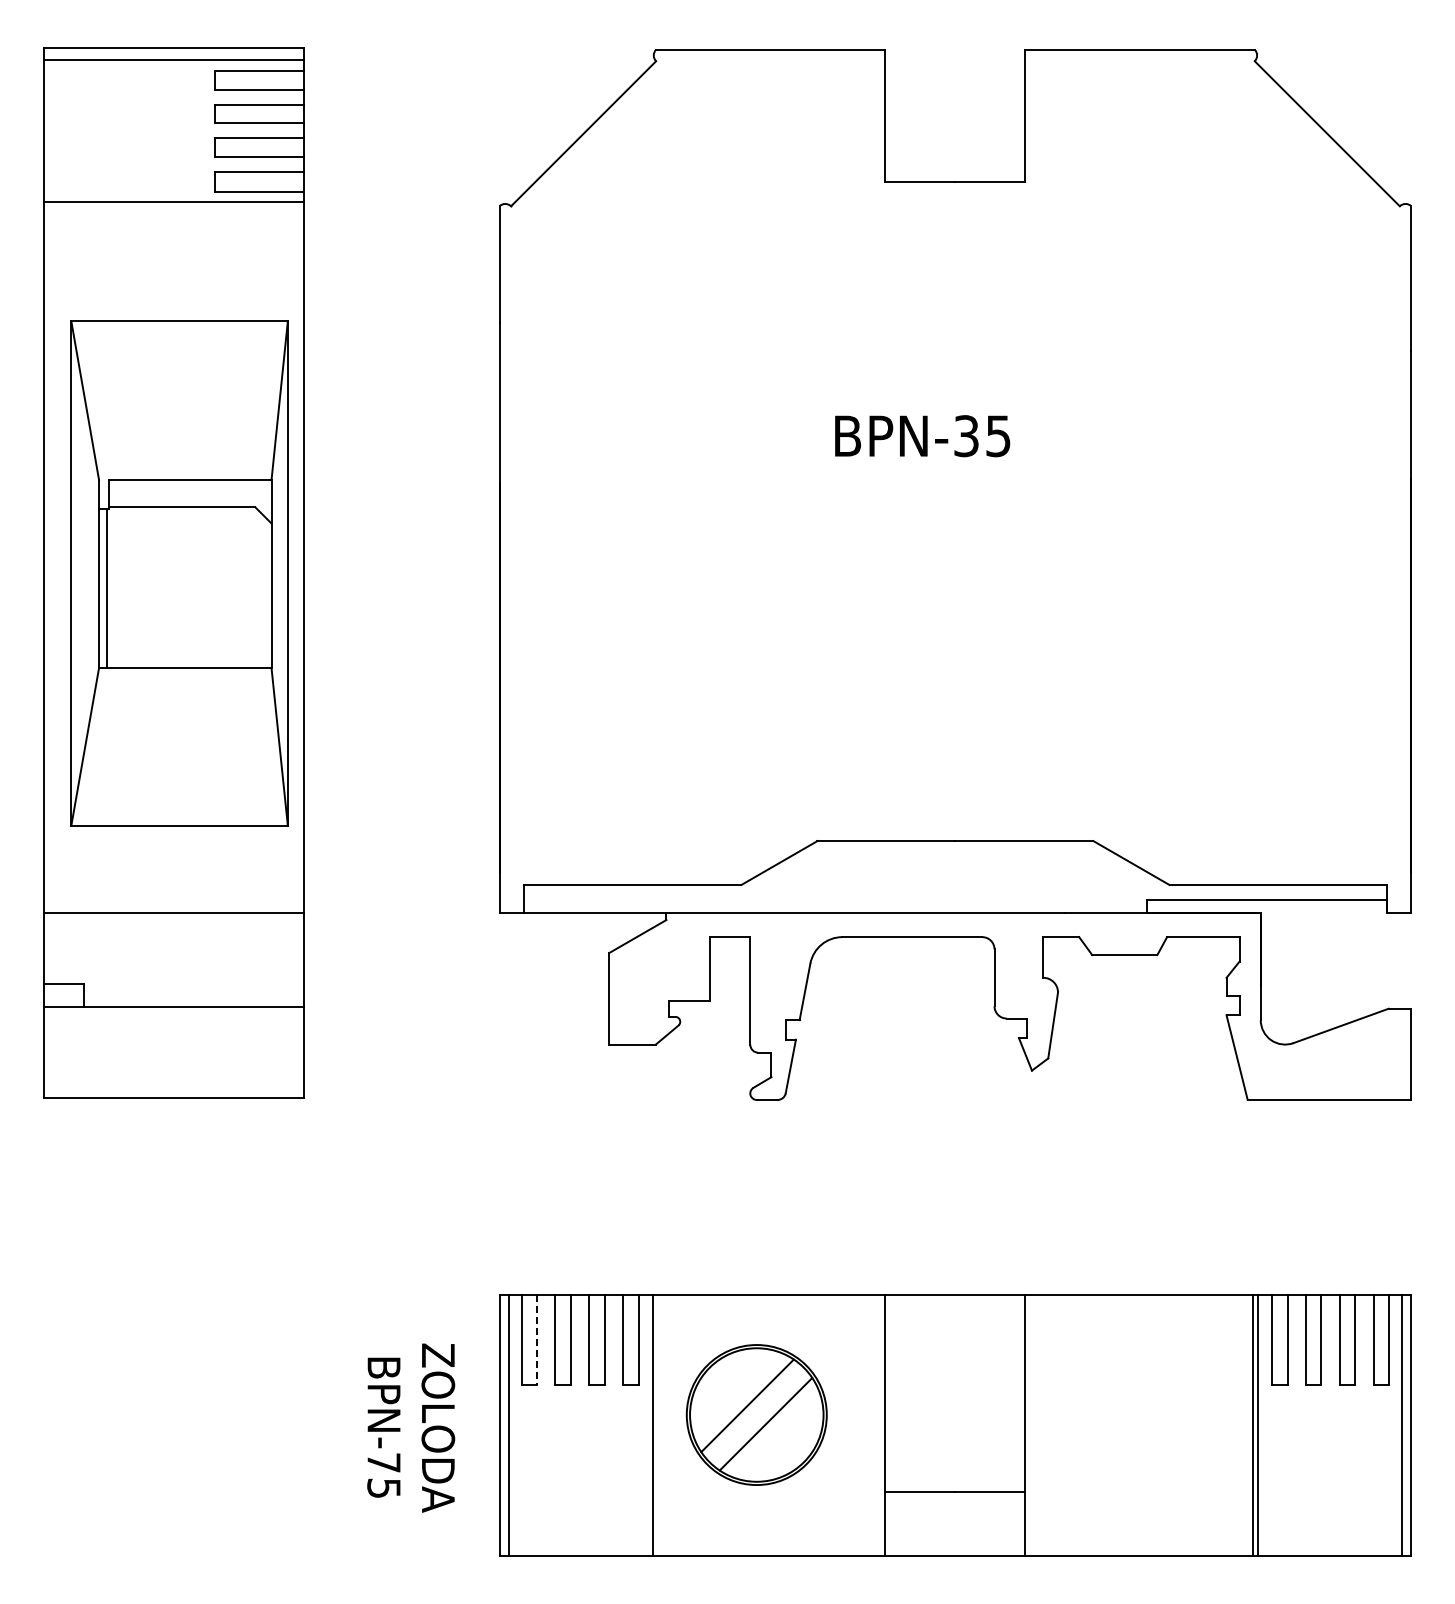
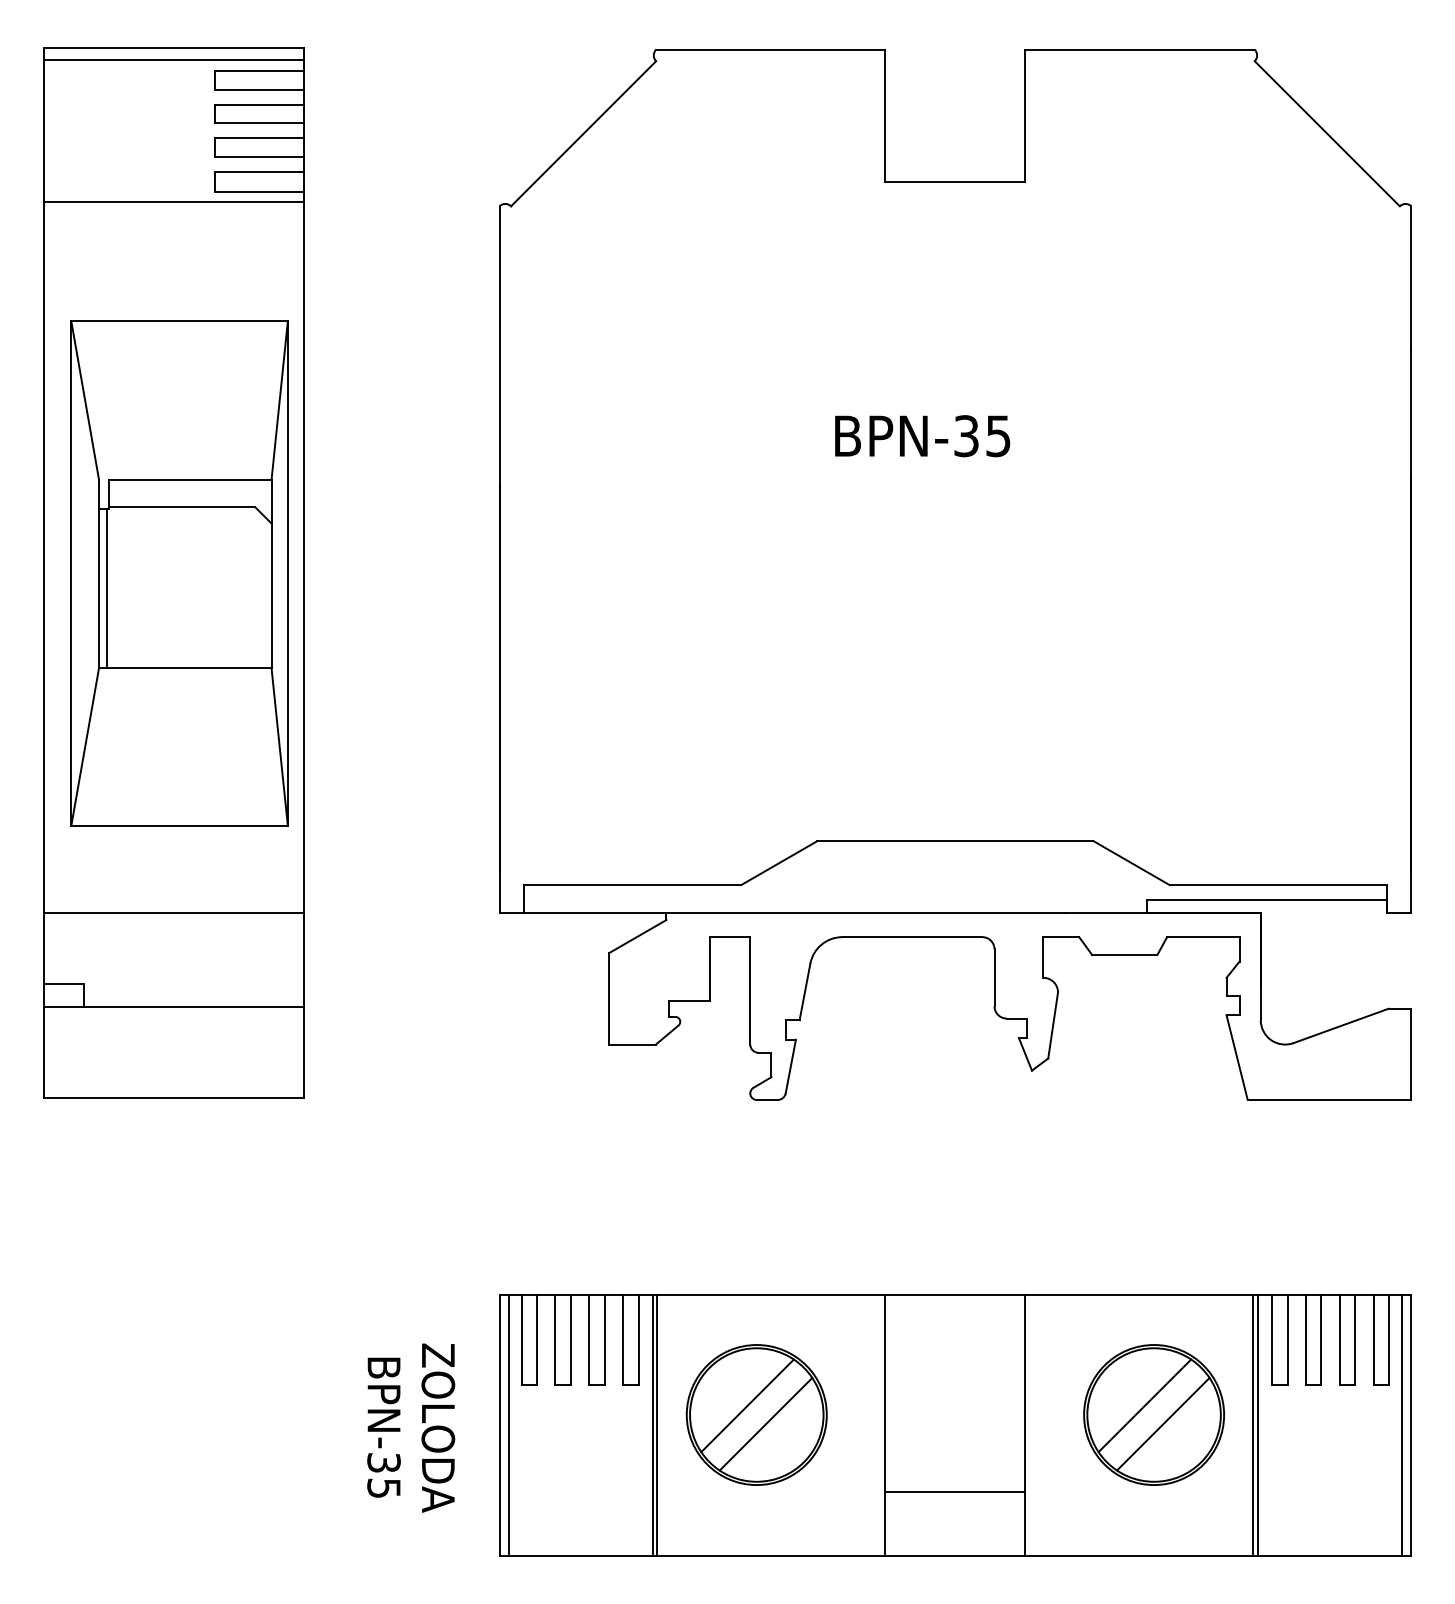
line: dashed -> solid (537, 1340)
part: none -> present (1153, 1414)
line: none -> present (657, 1425)
text: BPN-75 -> BPN-35 (383, 1462)
